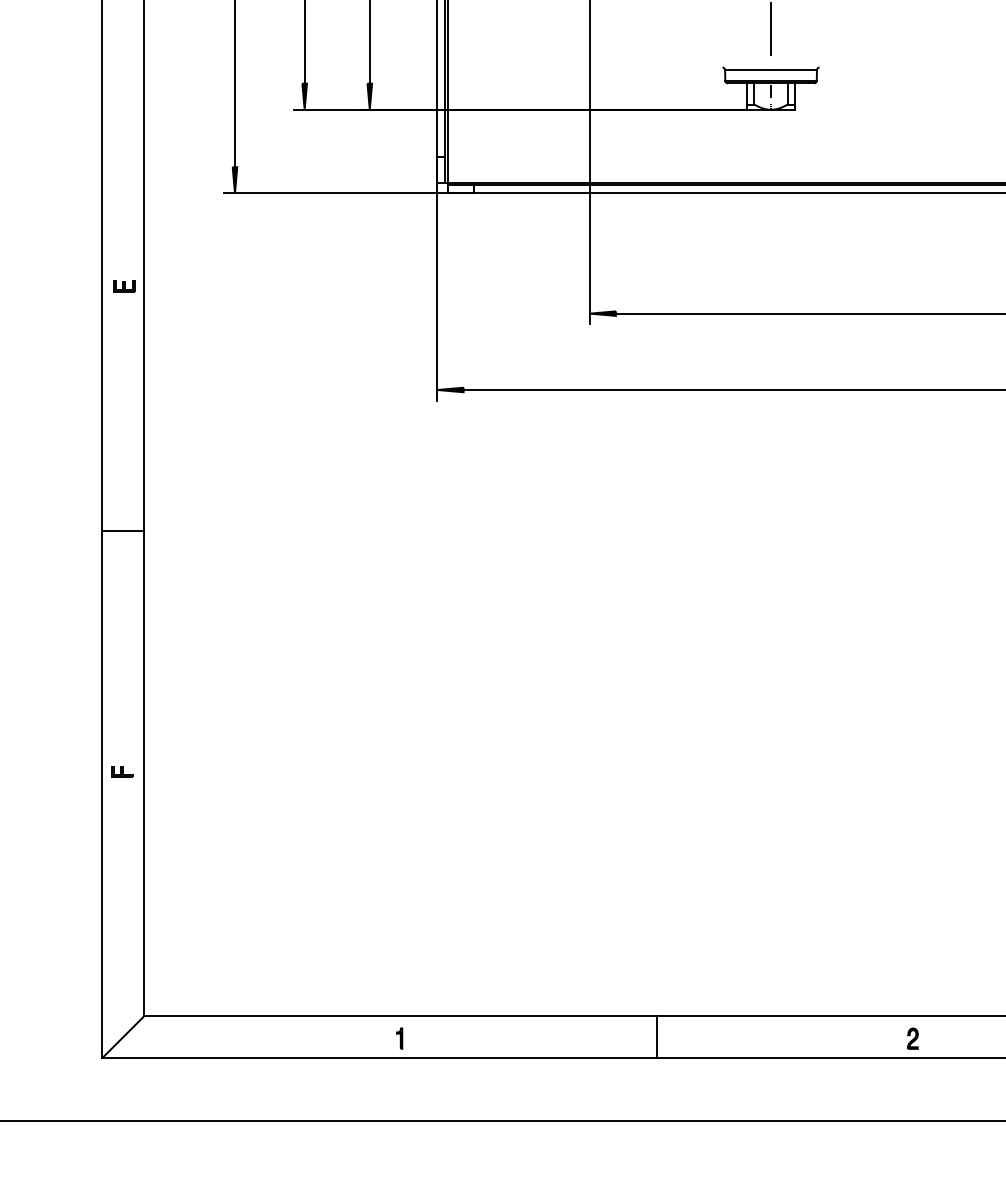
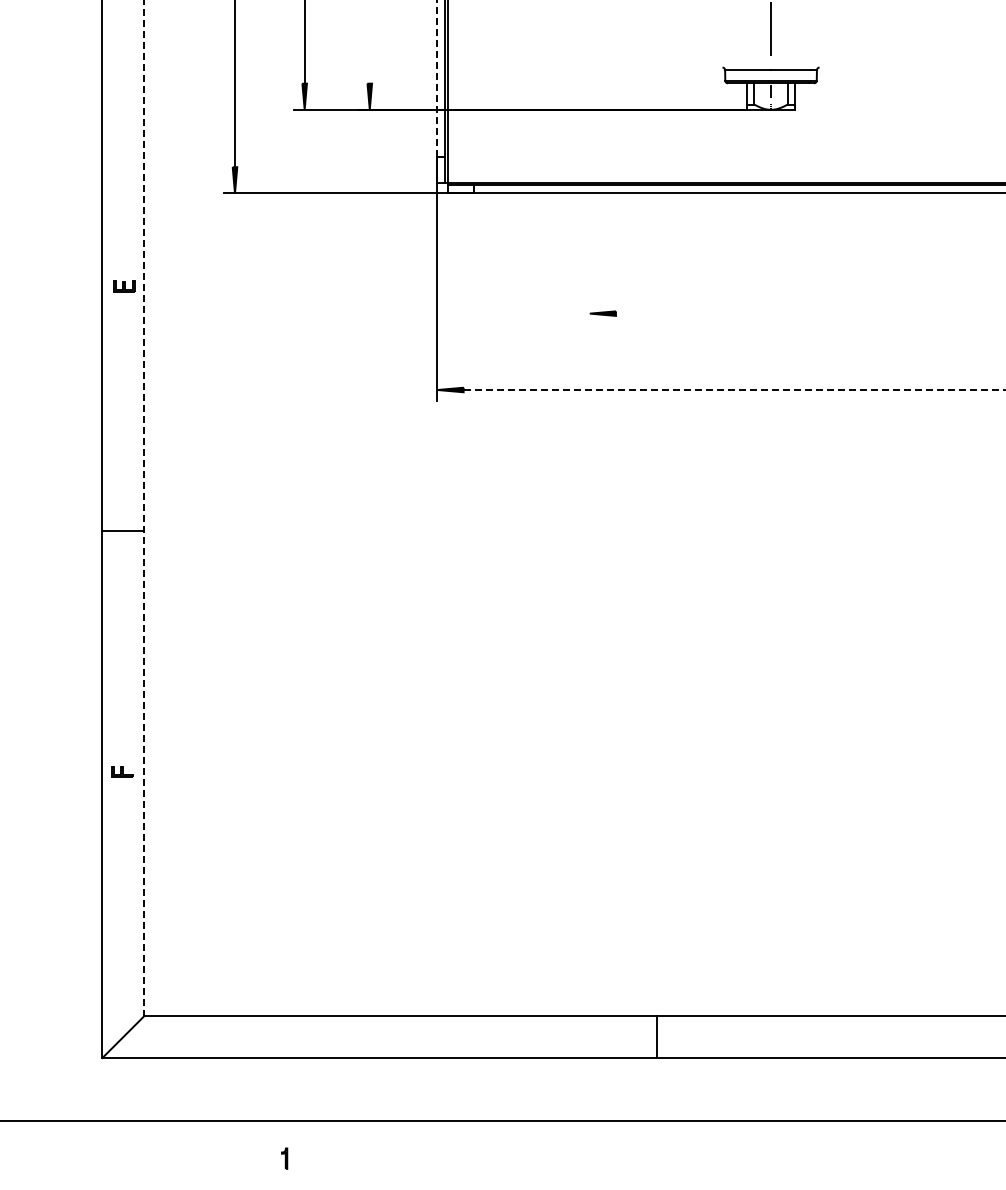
line: present -> none (369, 42)
line: solid -> dashed (437, 78)
line: present -> none (589, 163)
line: present -> none (808, 313)
line: solid -> dashed (734, 390)
line: solid -> dashed (144, 508)
part position: (399, 1038) -> (284, 1158) (284, 1158)
part: present -> none (912, 1038)
